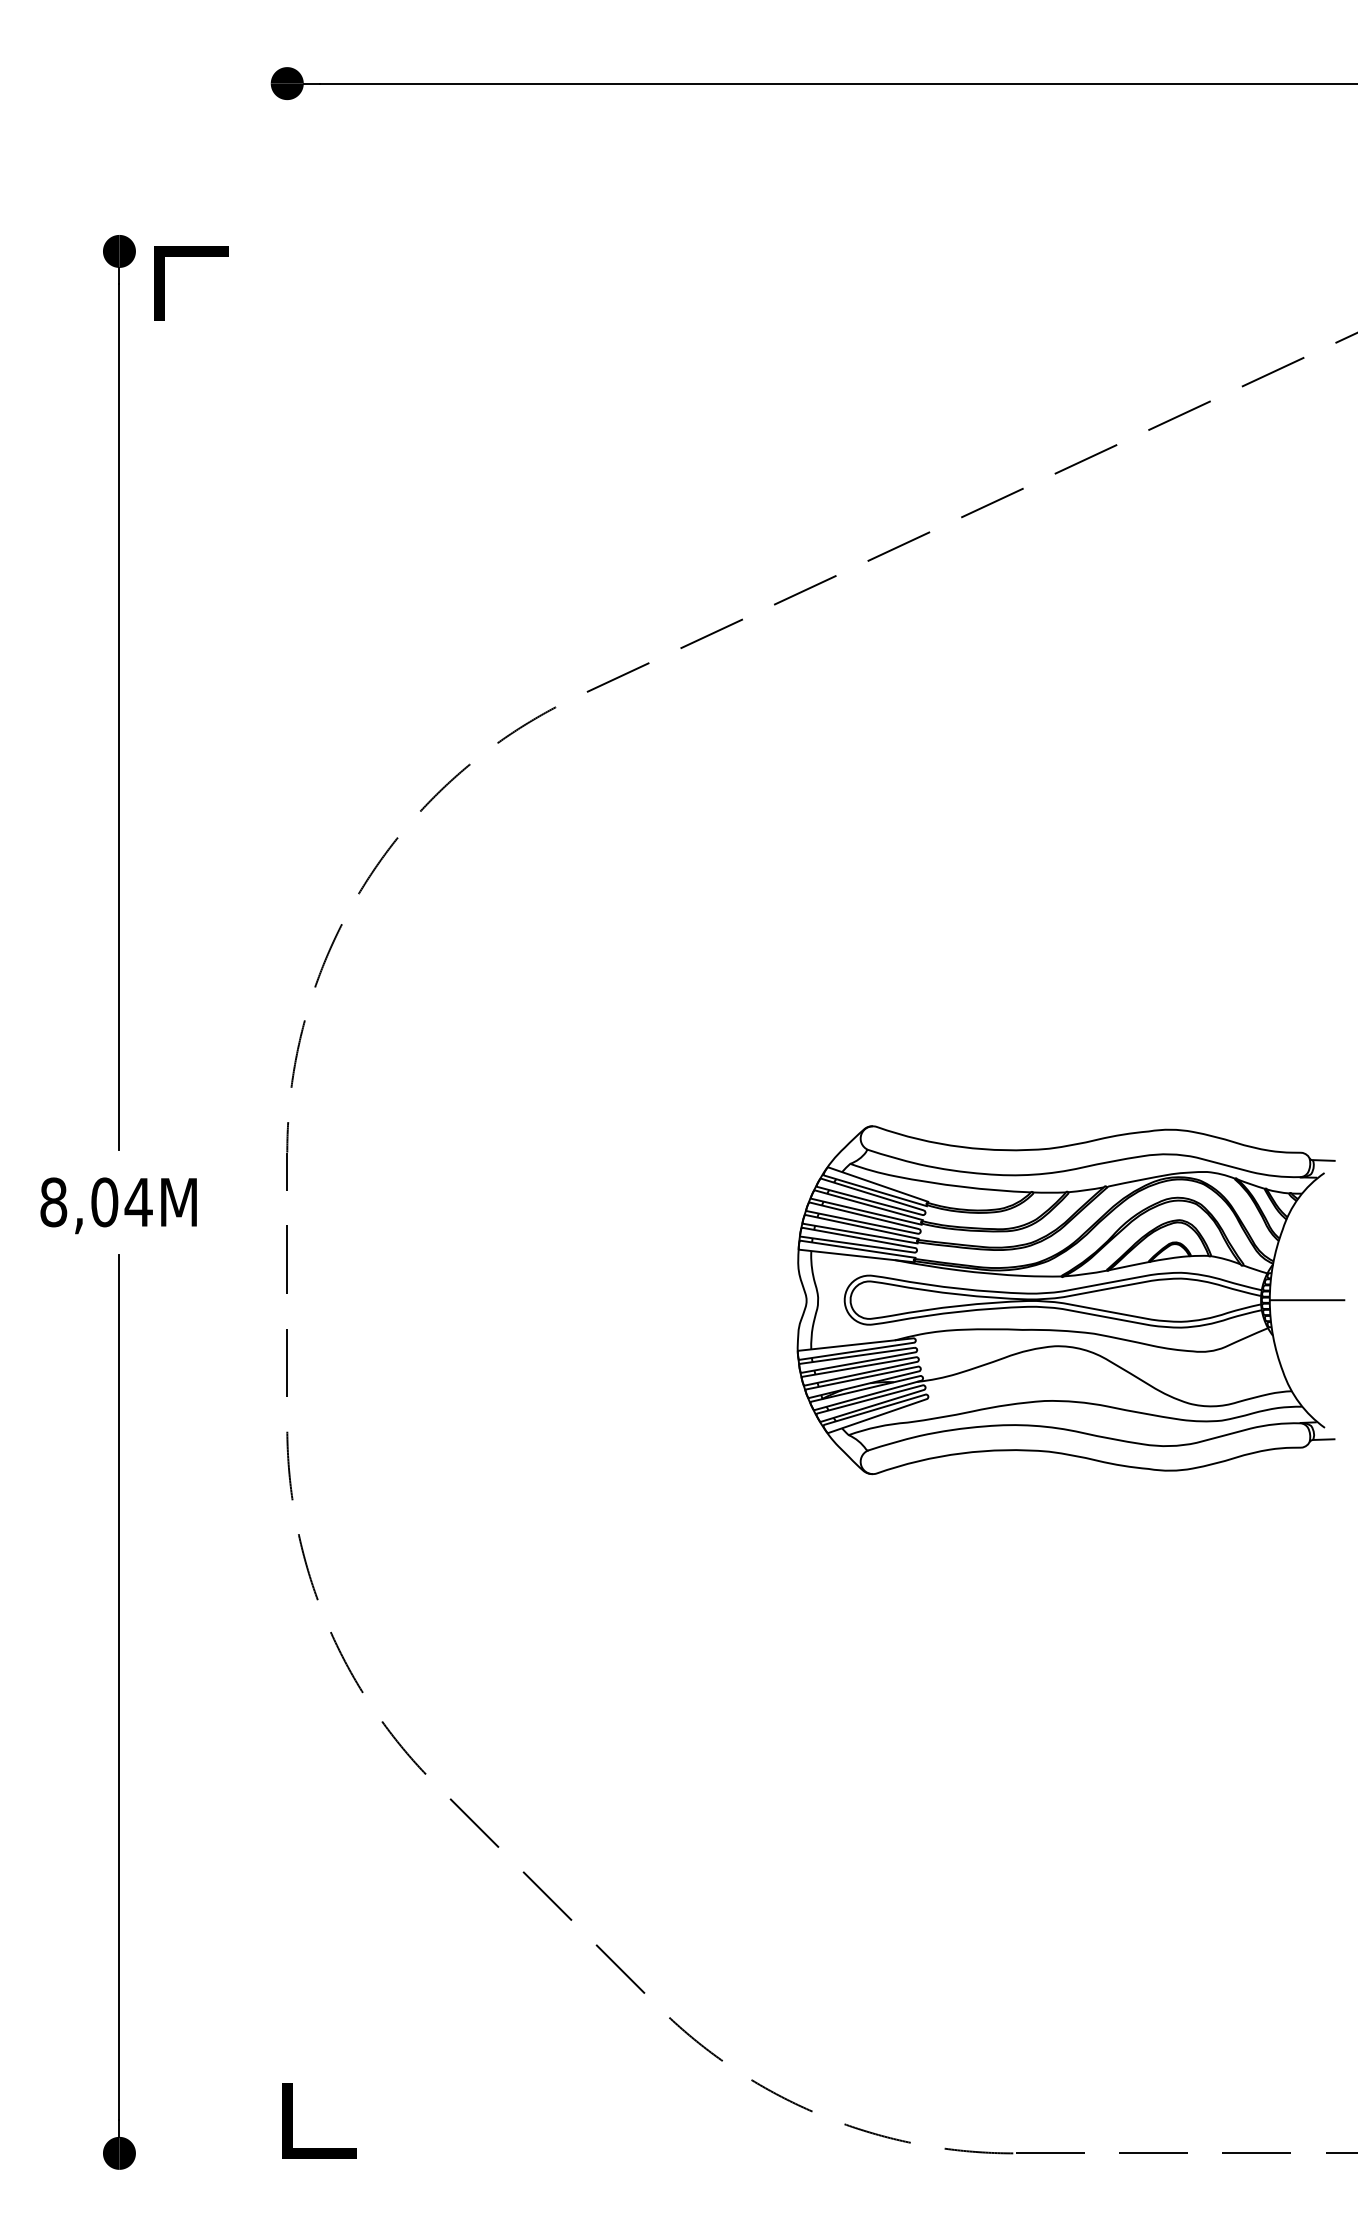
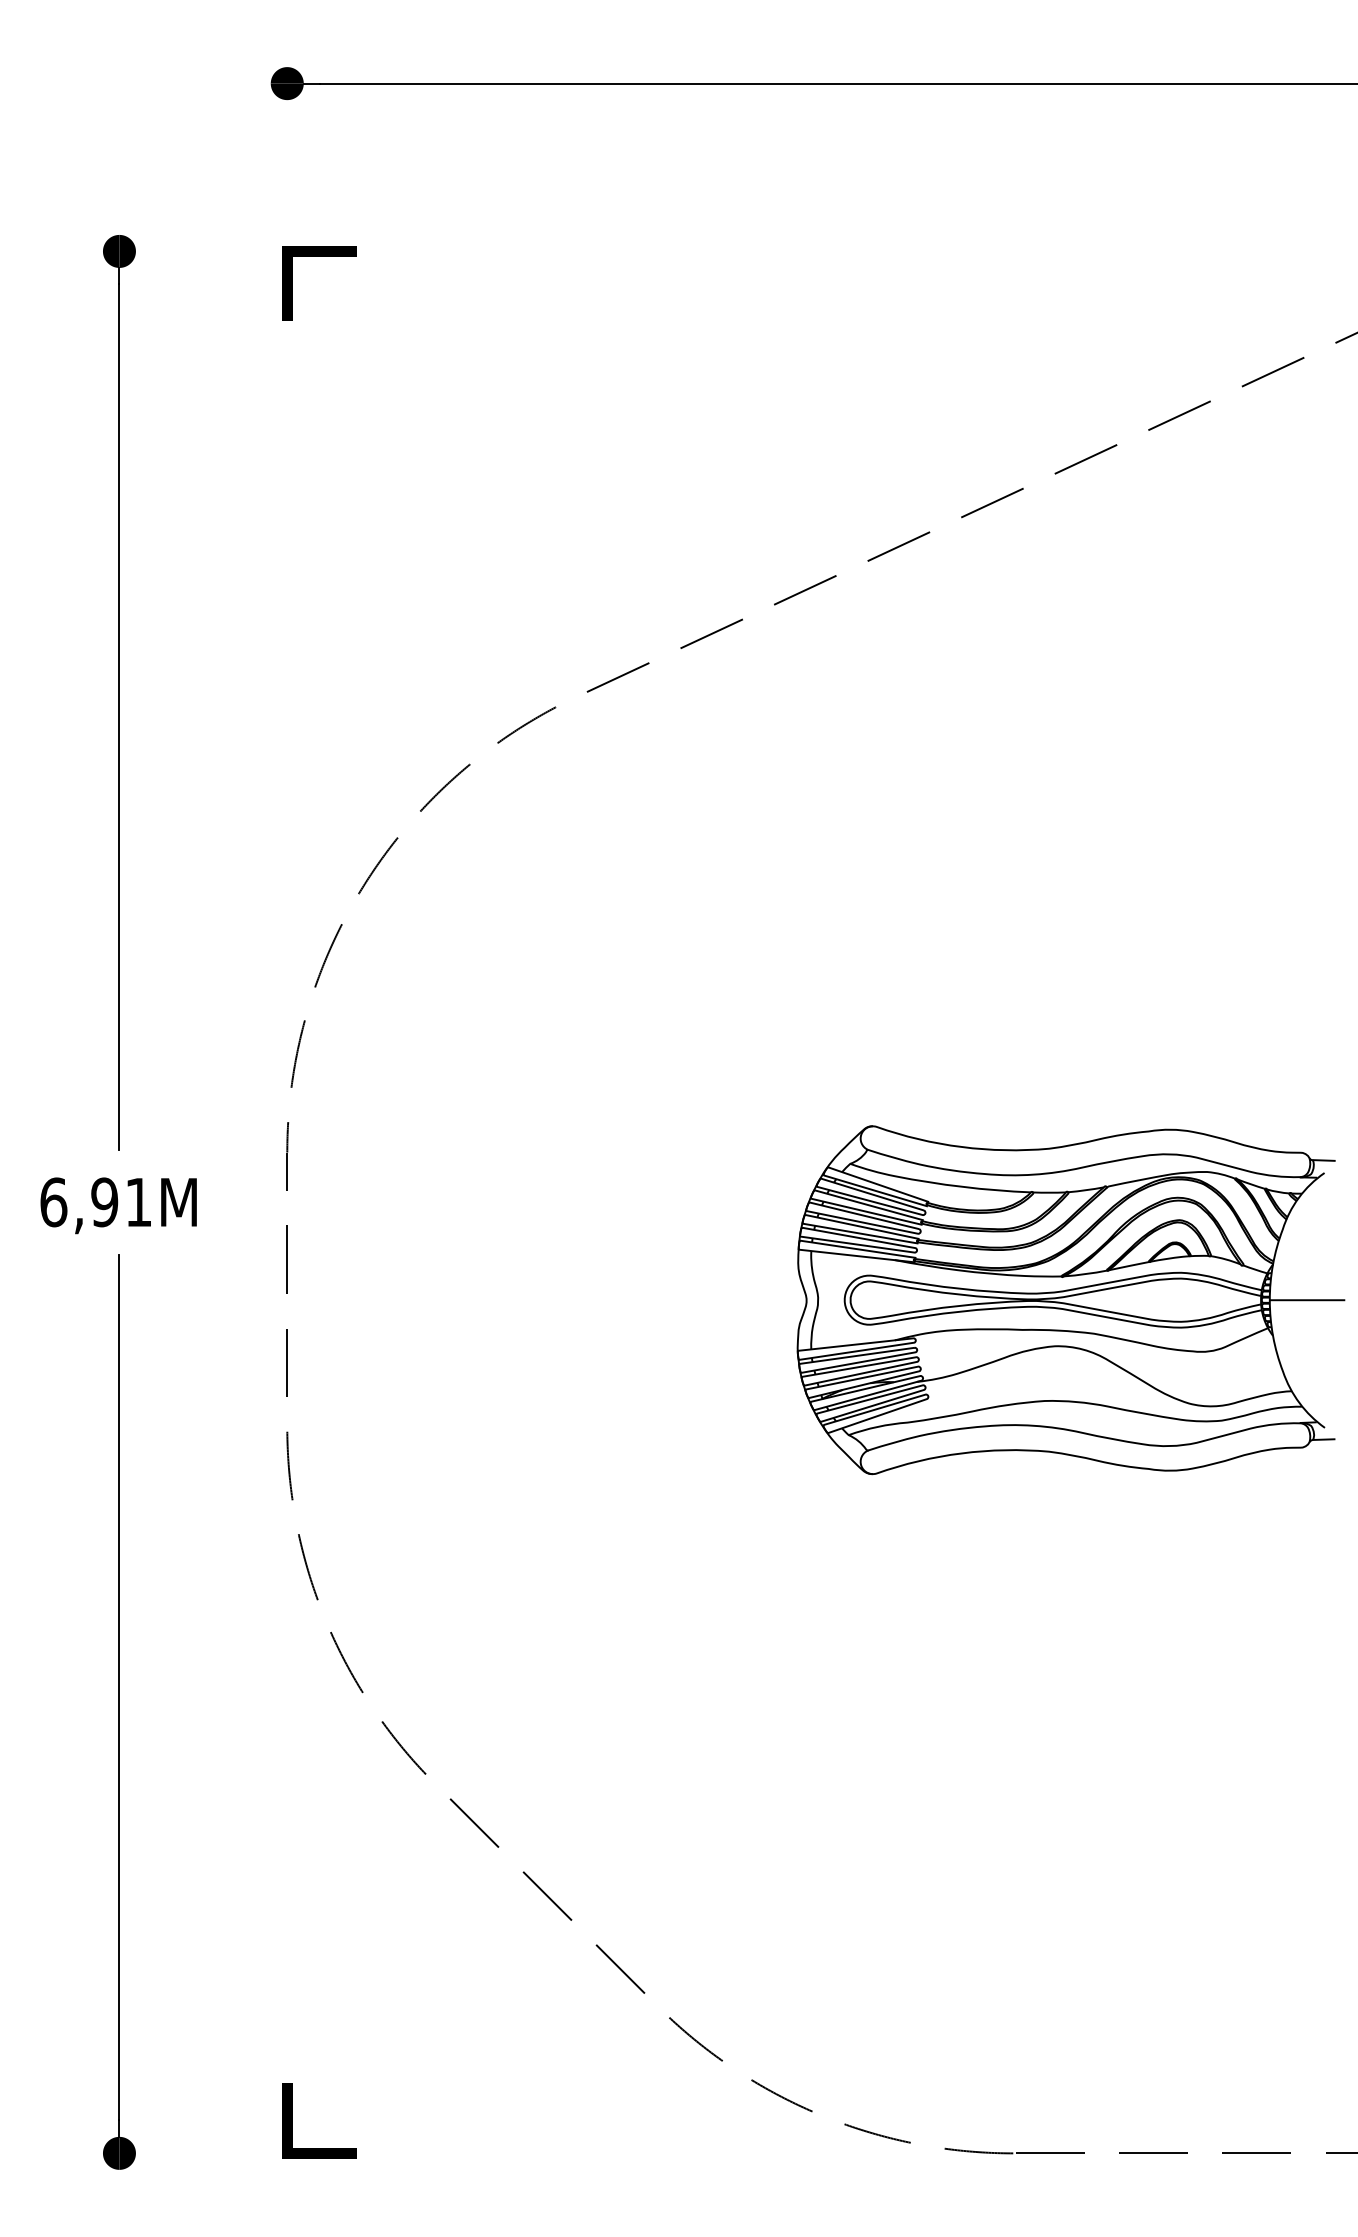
line position: (191, 256) -> (319, 256) (319, 256)
text: 8,04M -> 6,91M (96, 1202)
